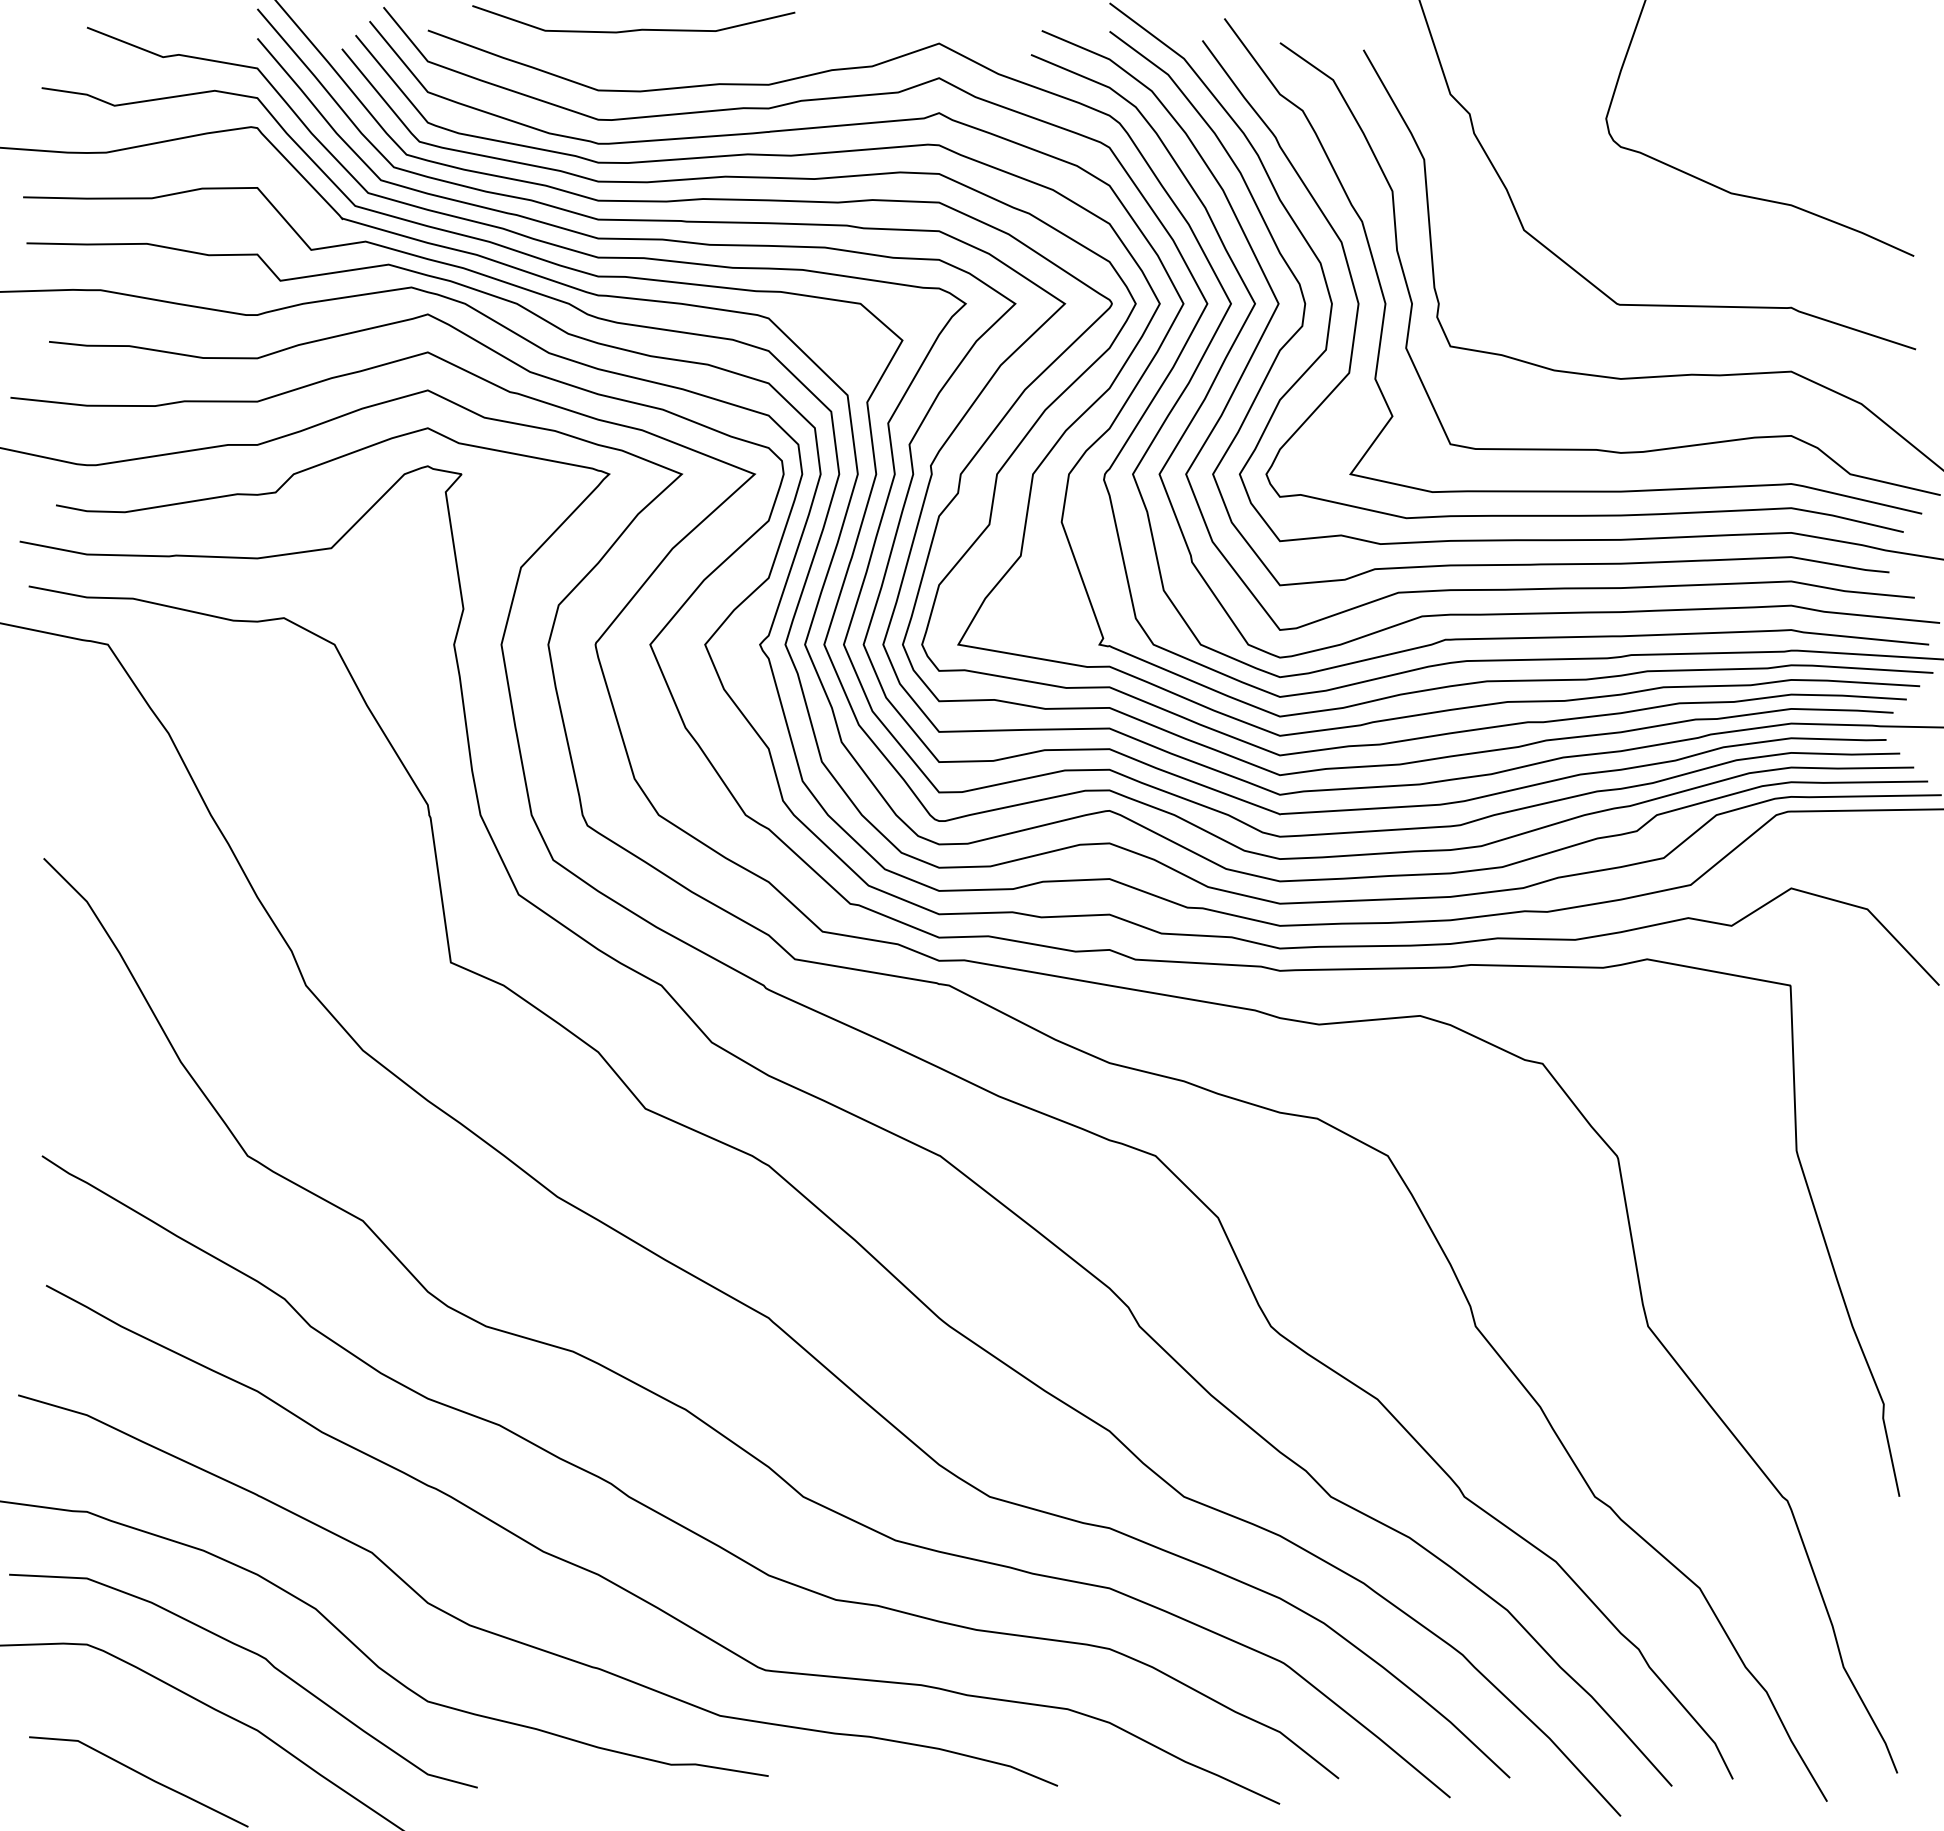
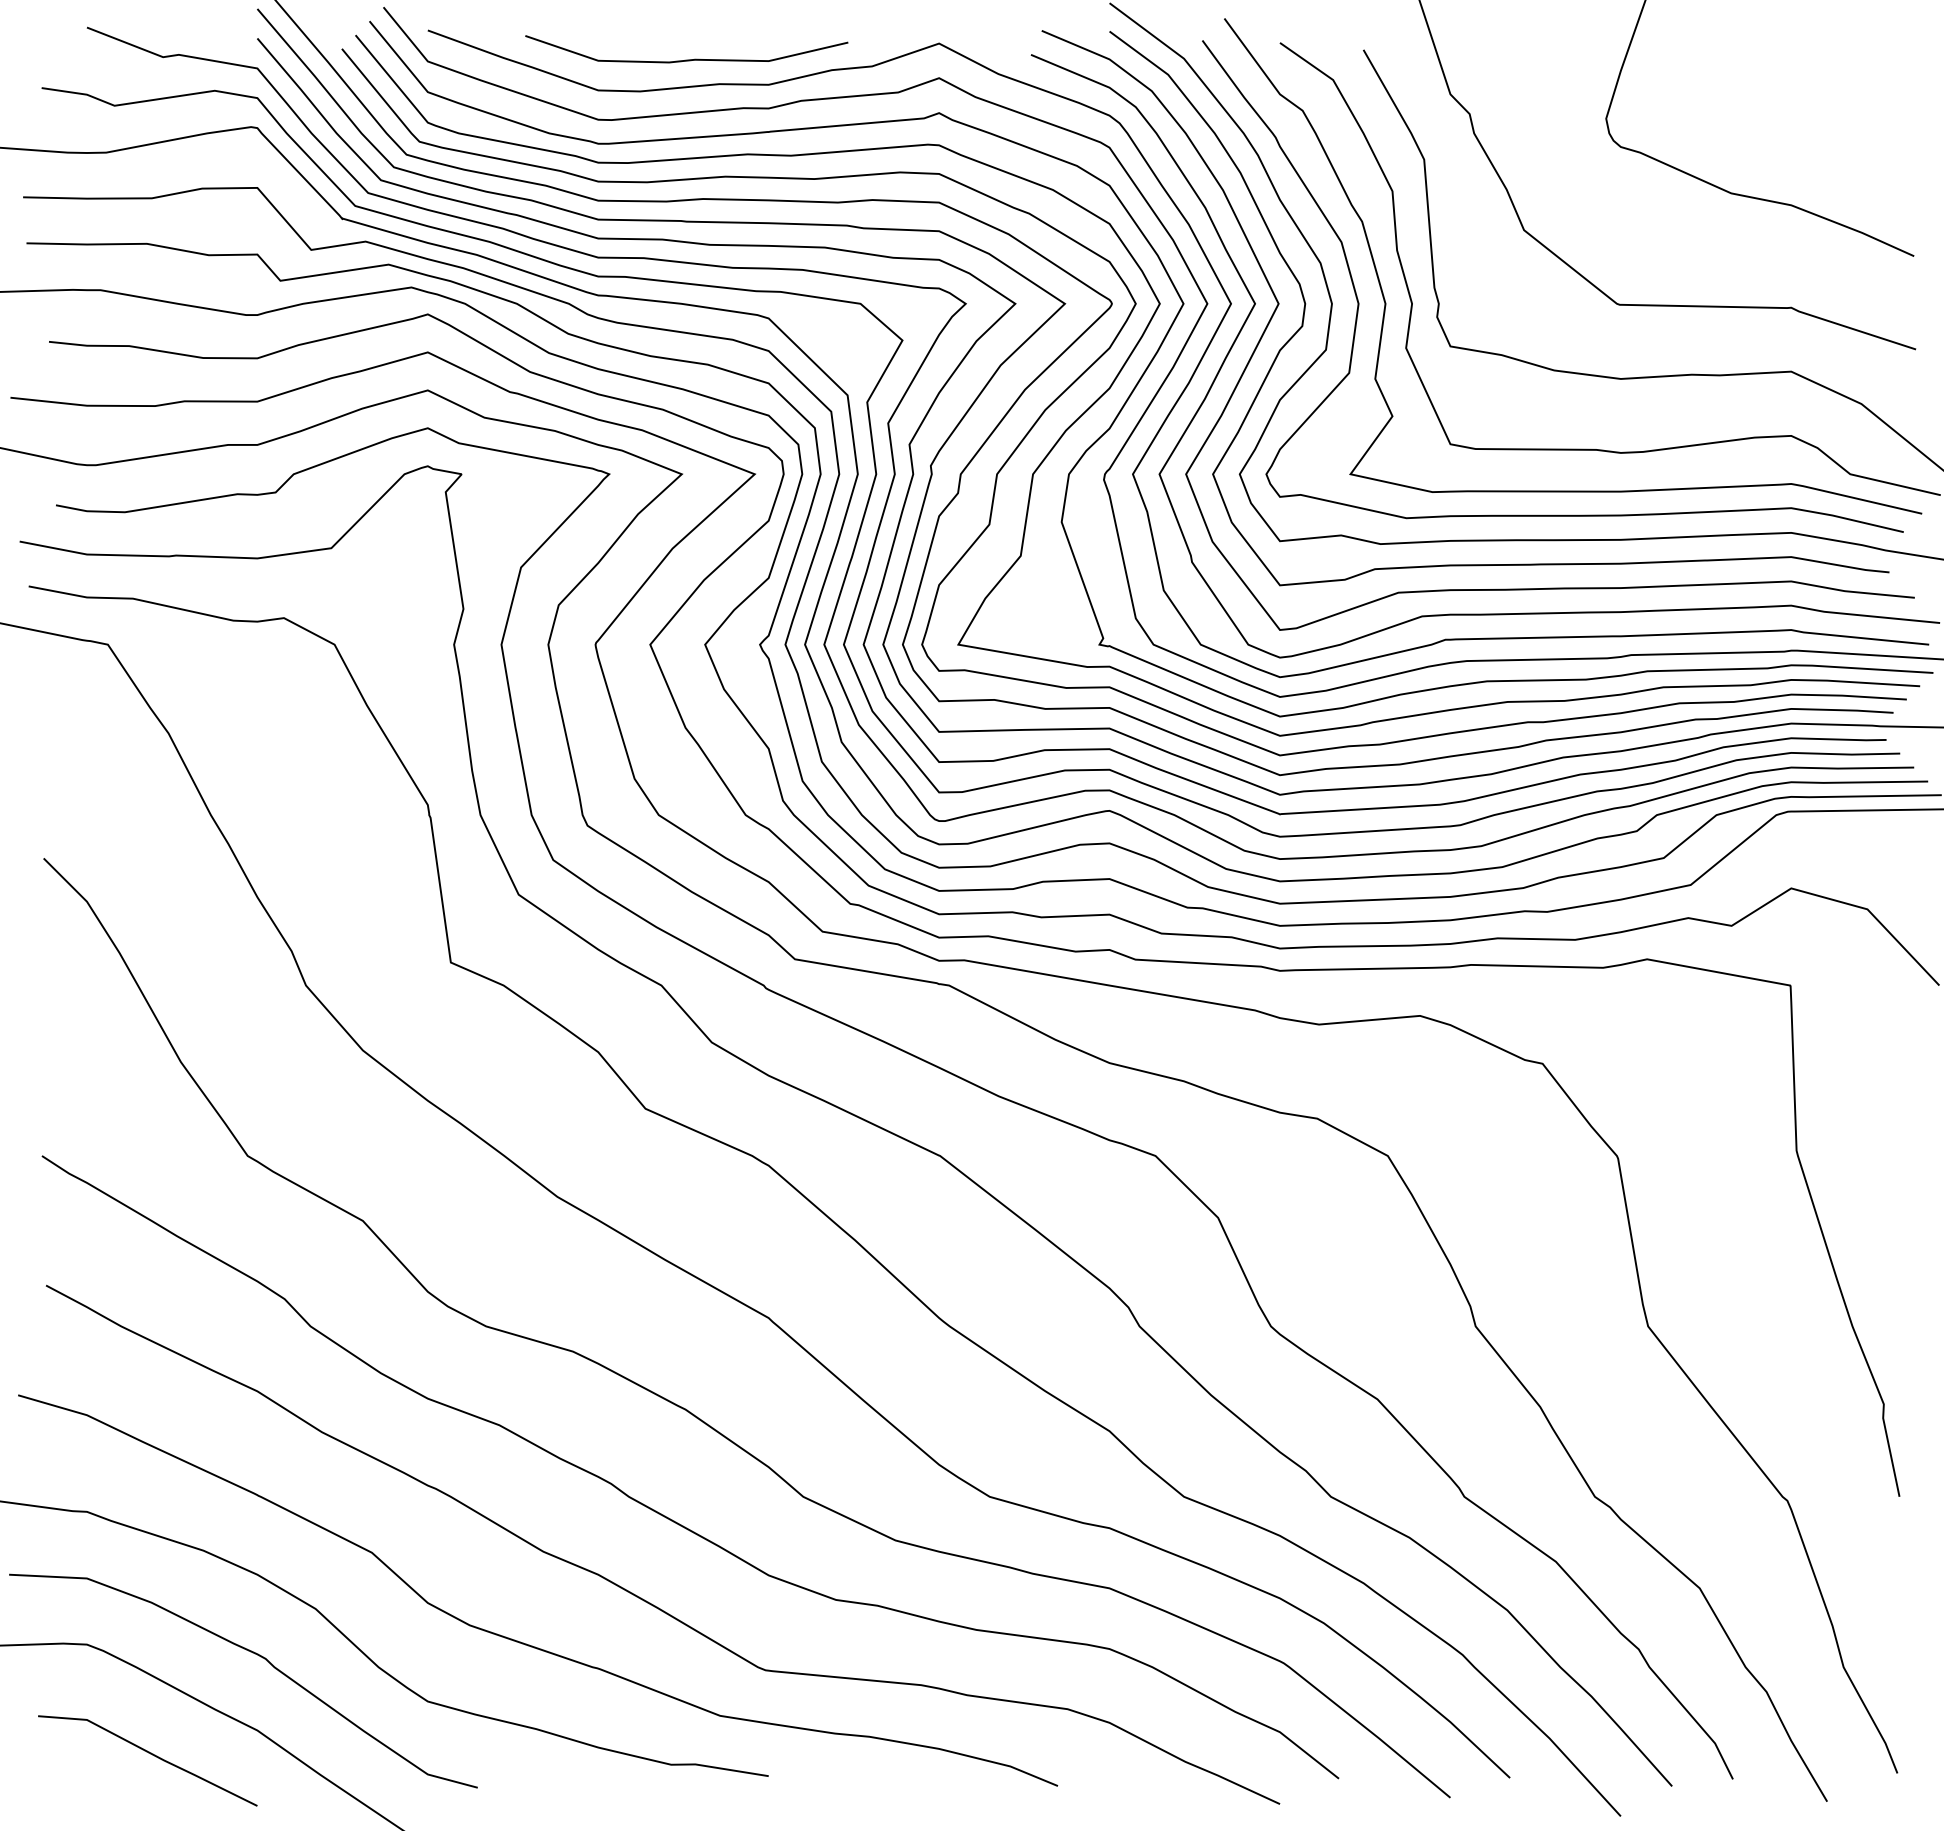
curve position: (633, 29) -> (686, 59) (686, 59)
line position: (141, 1775) -> (150, 1754) (150, 1754)
